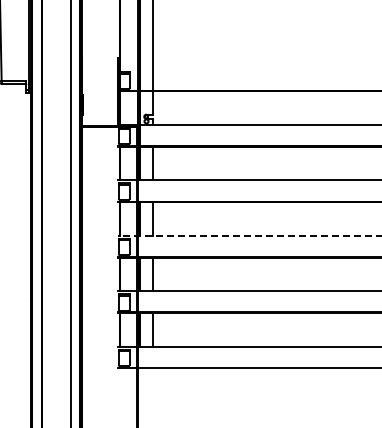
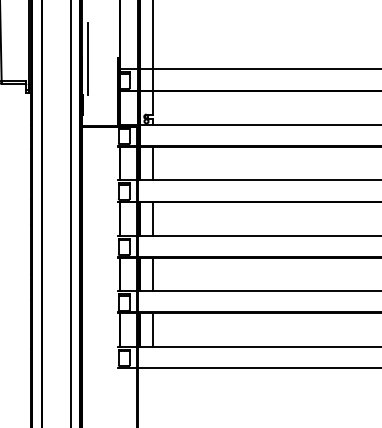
line: none -> present (88, 59)
line: none -> present (248, 69)
line: dashed -> solid (250, 235)
